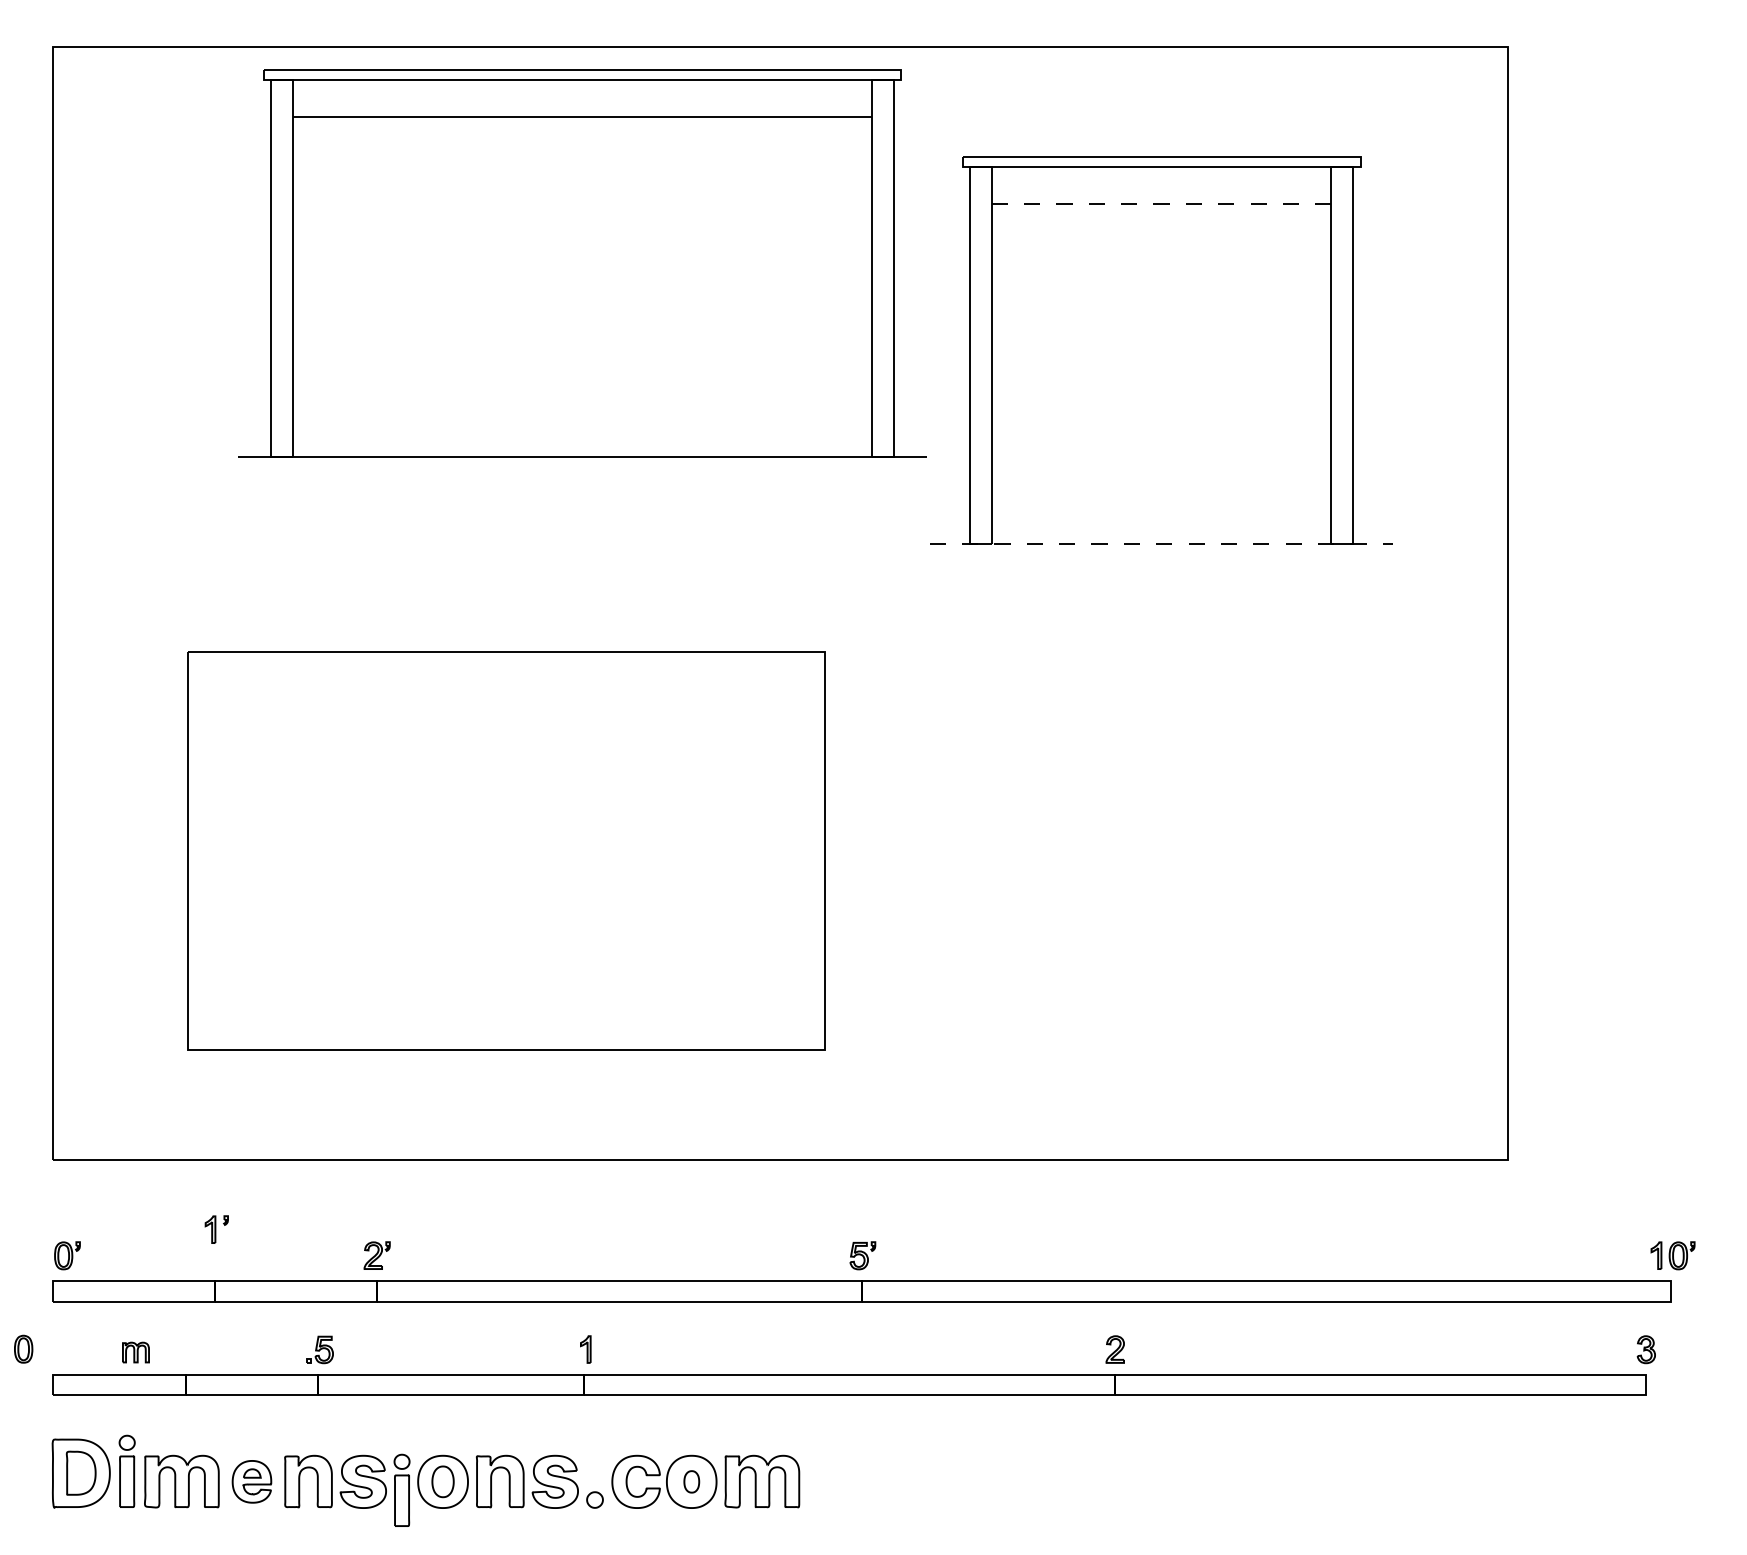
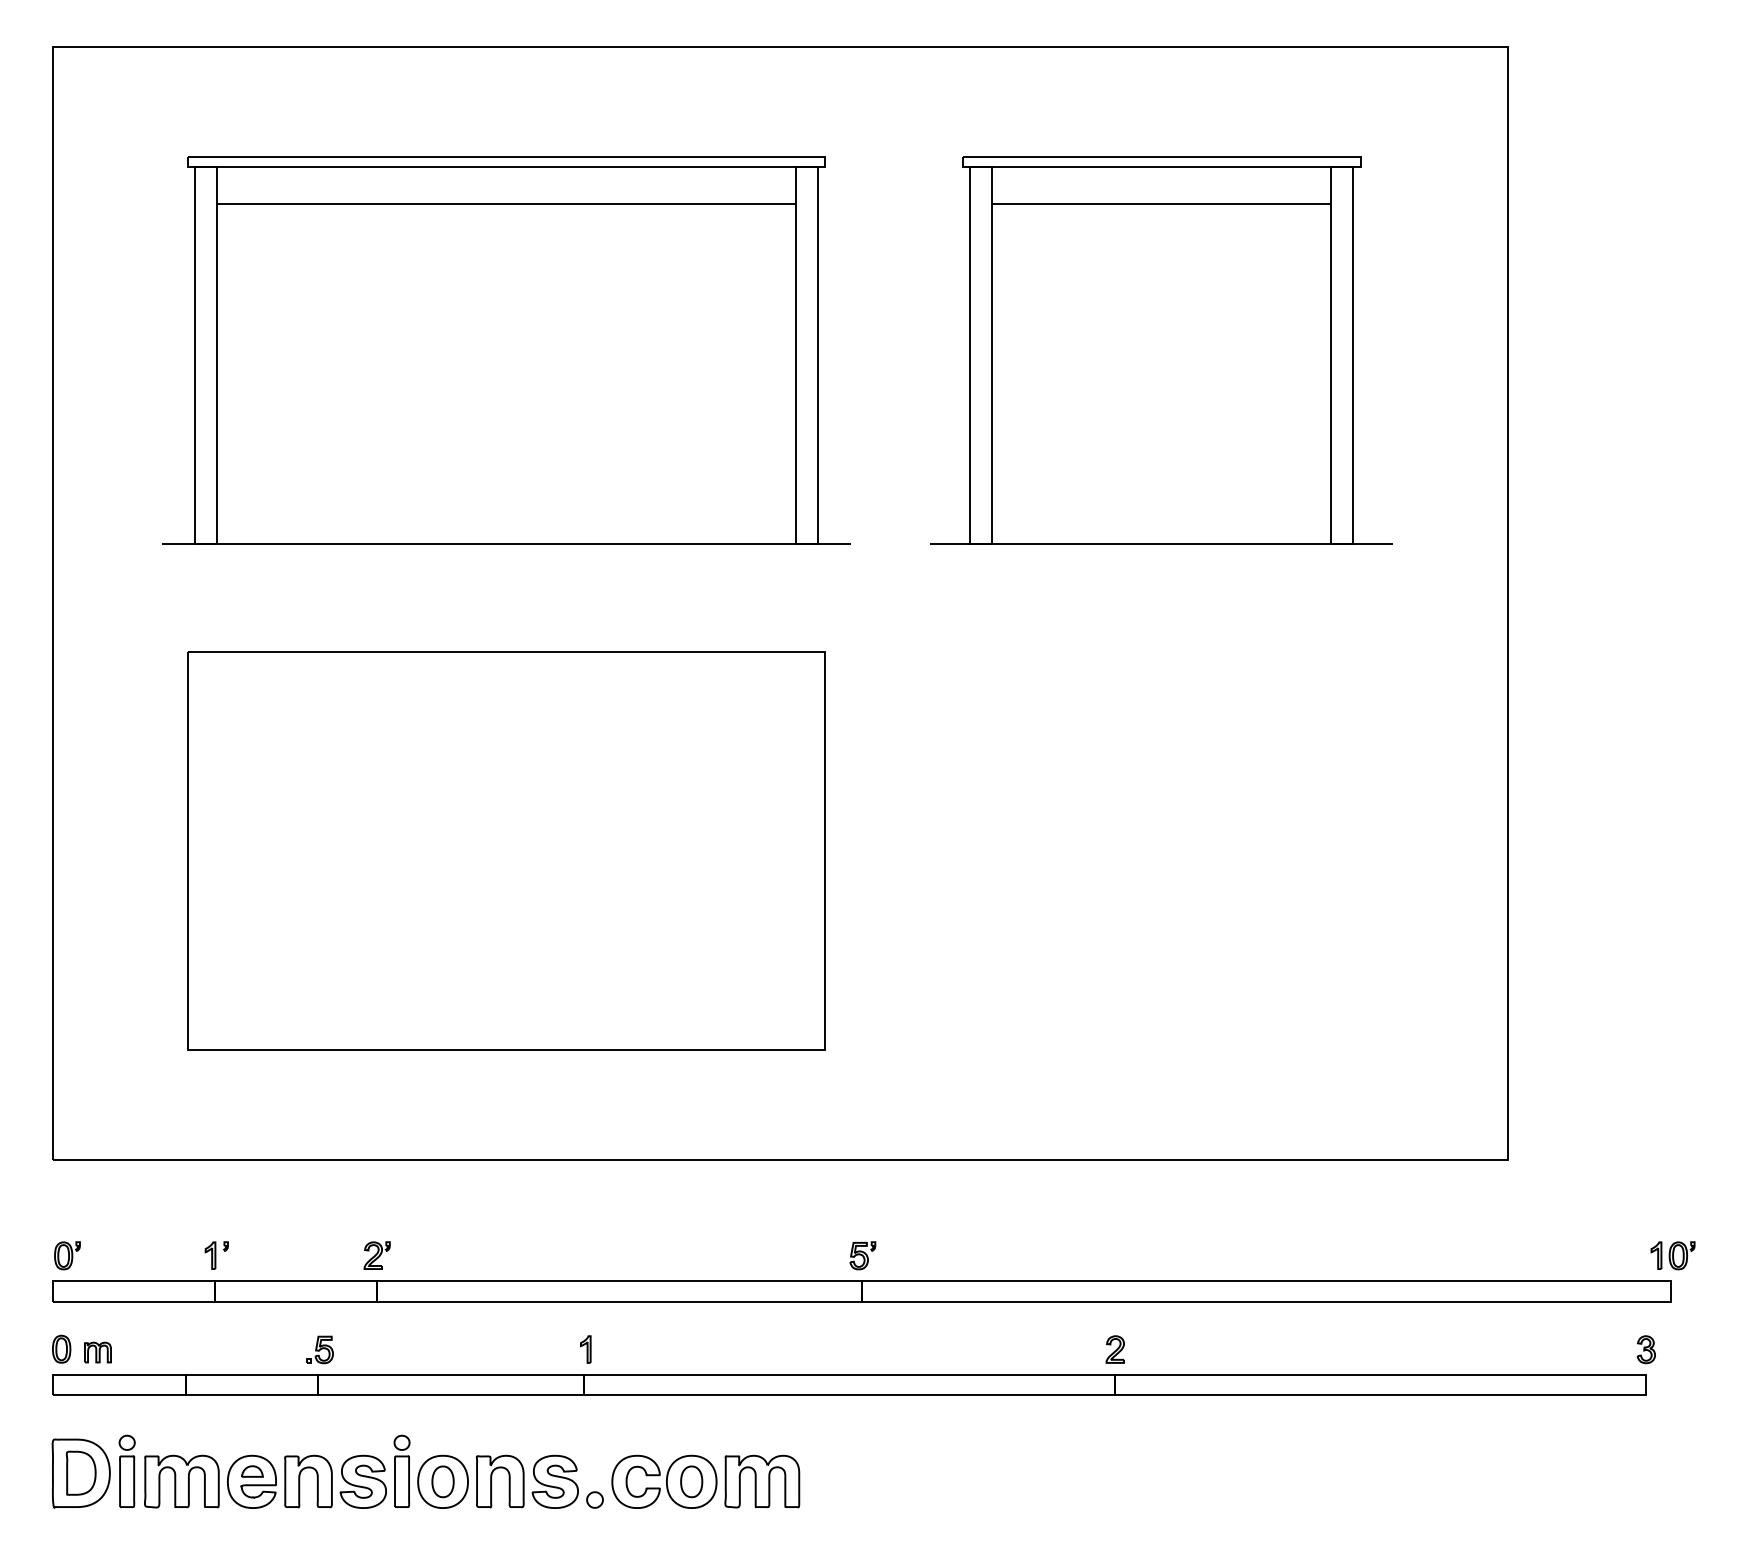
line: dashed -> solid (1161, 204)
part position: (582, 263) -> (506, 350) (506, 350)
line: dashed -> solid (1161, 544)
part position: (216, 1229) -> (216, 1255) (216, 1255)
part position: (23, 1348) -> (61, 1348) (61, 1348)
part position: (135, 1352) -> (97, 1352) (97, 1352)
part size: 42x44 px -> 50x55 px (251, 1481)
part size: 18x24 px -> 24x34 px (691, 1481)
part position: (401, 1489) -> (401, 1470) (401, 1470)
